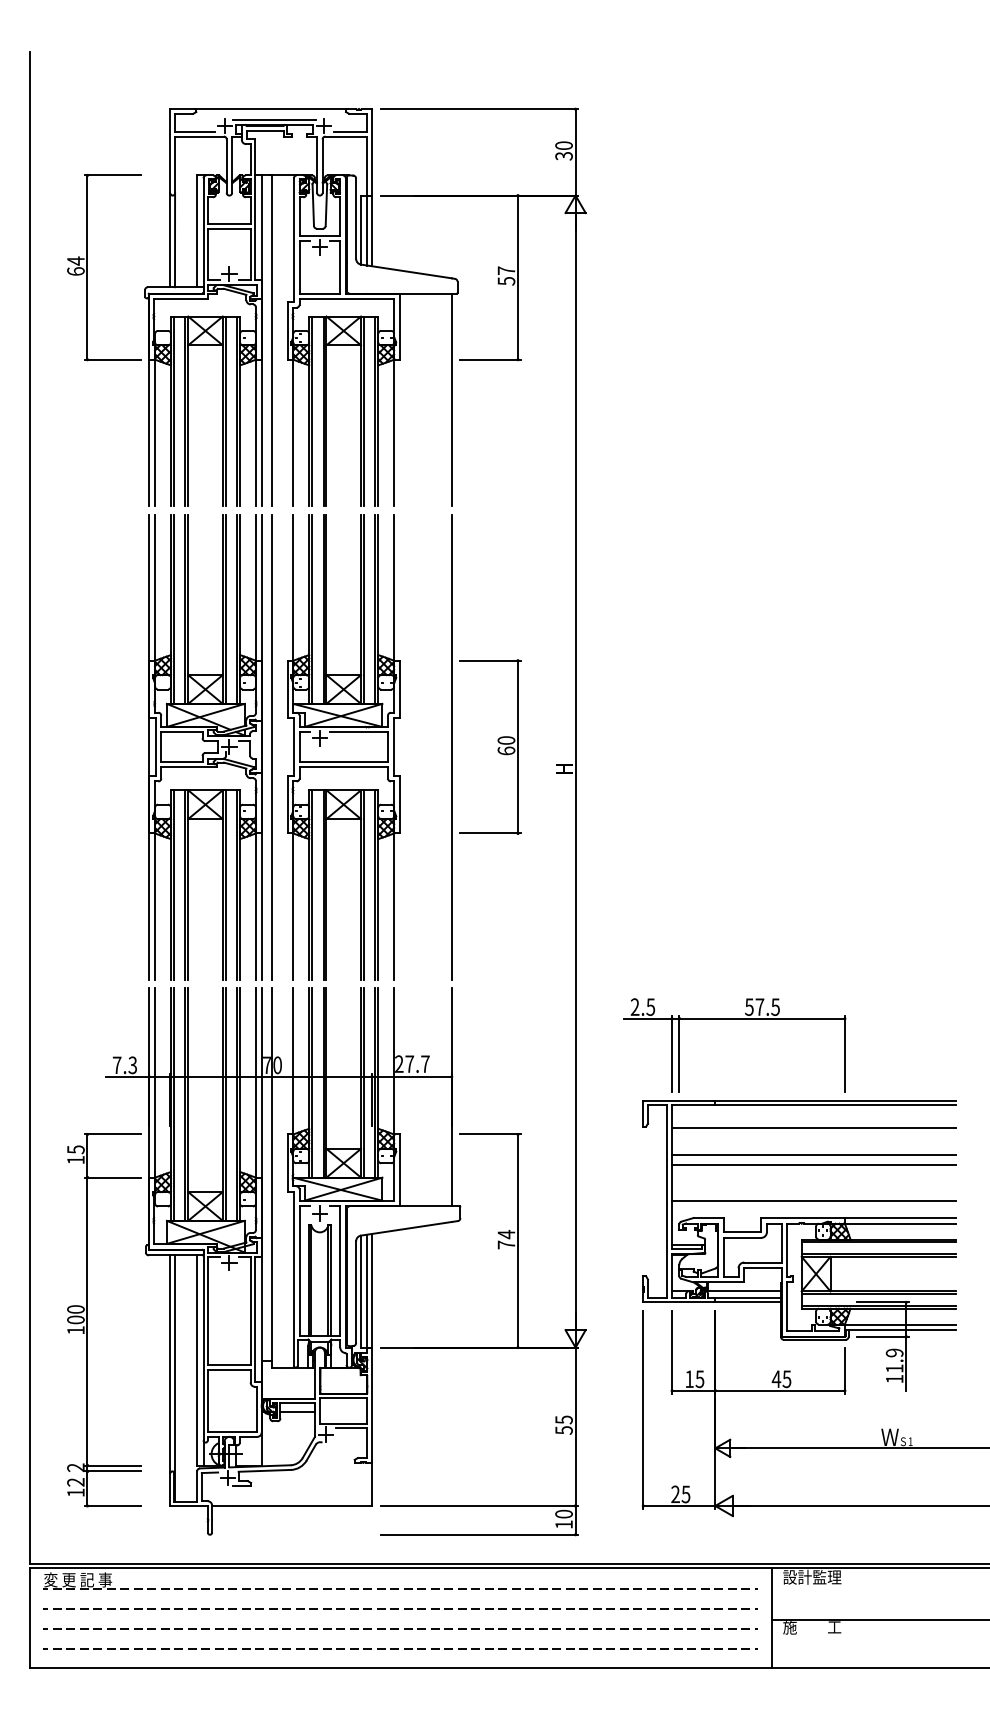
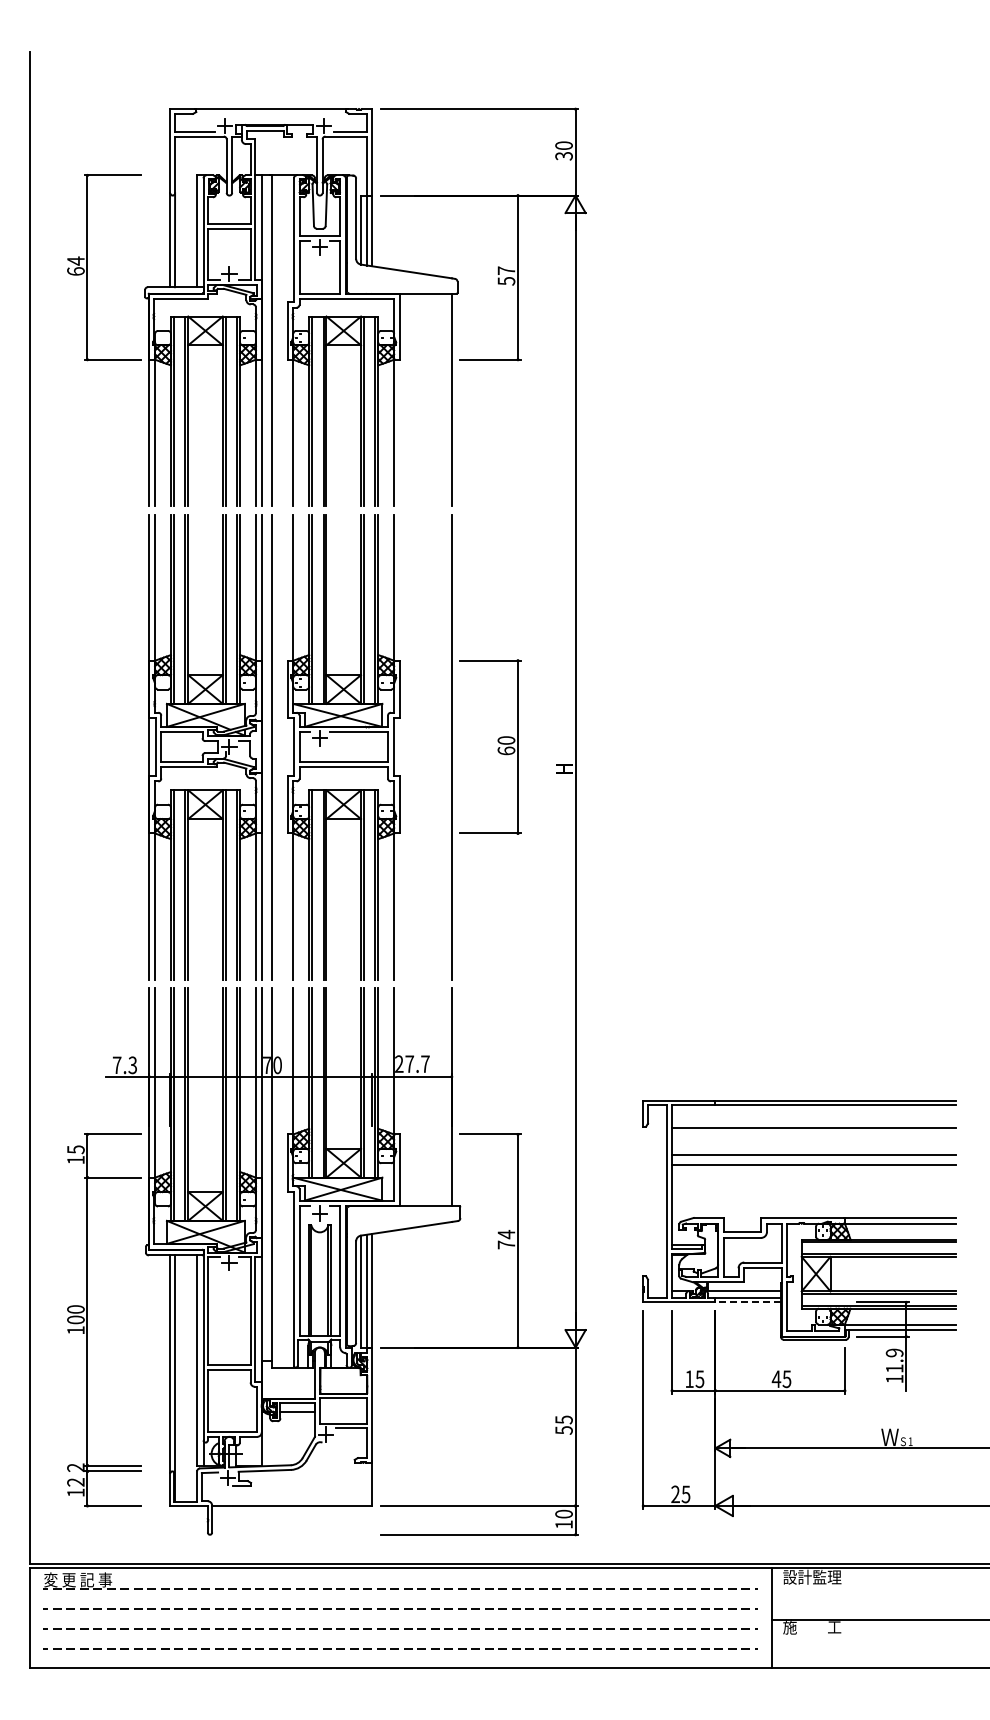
line: present -> none (274, 120)
part: present -> none (734, 1019)
line: present -> none (813, 1200)
line: solid -> dashed (747, 1302)
